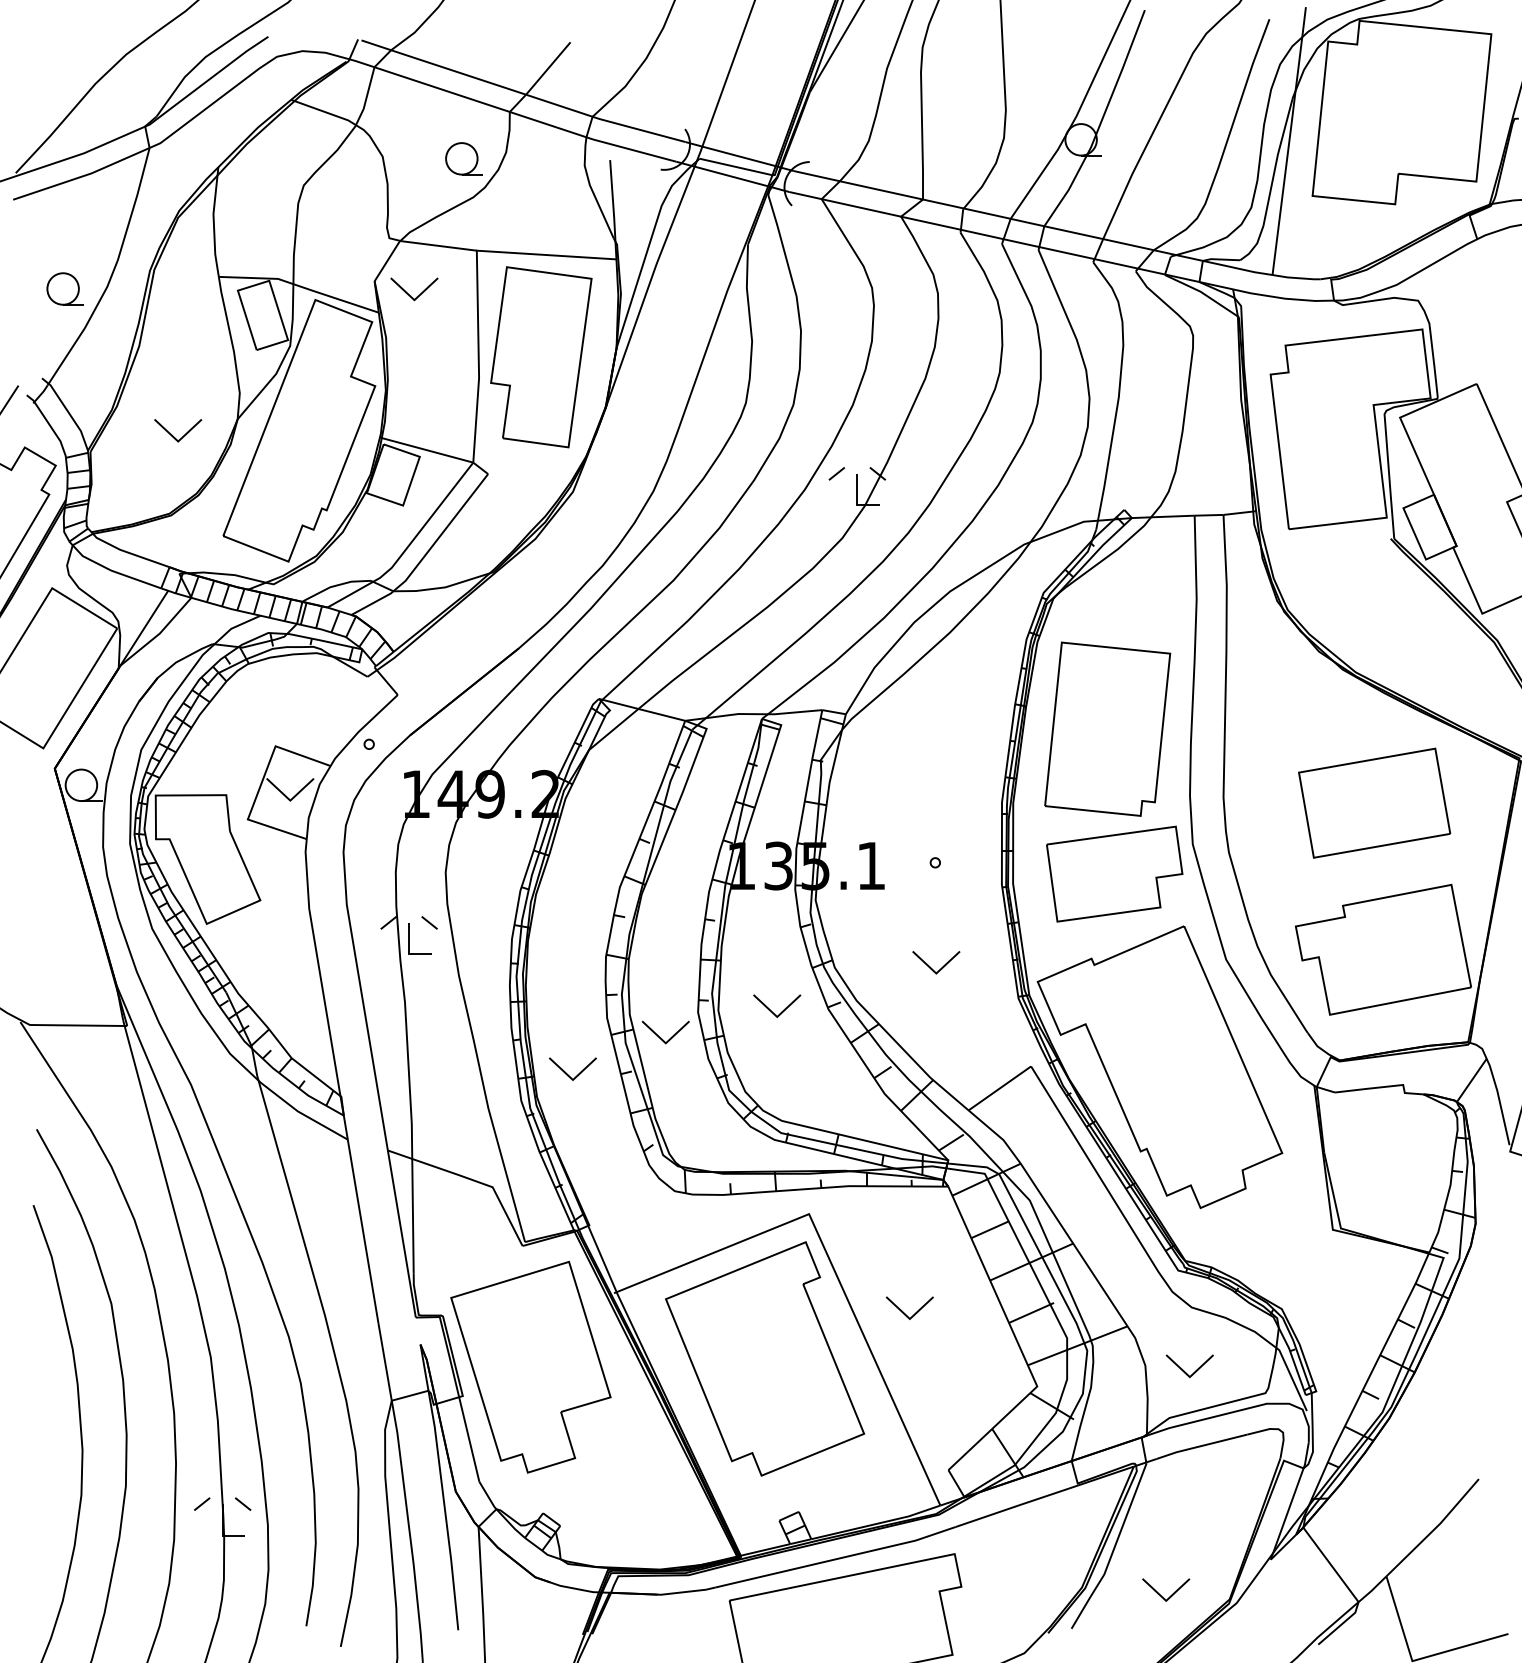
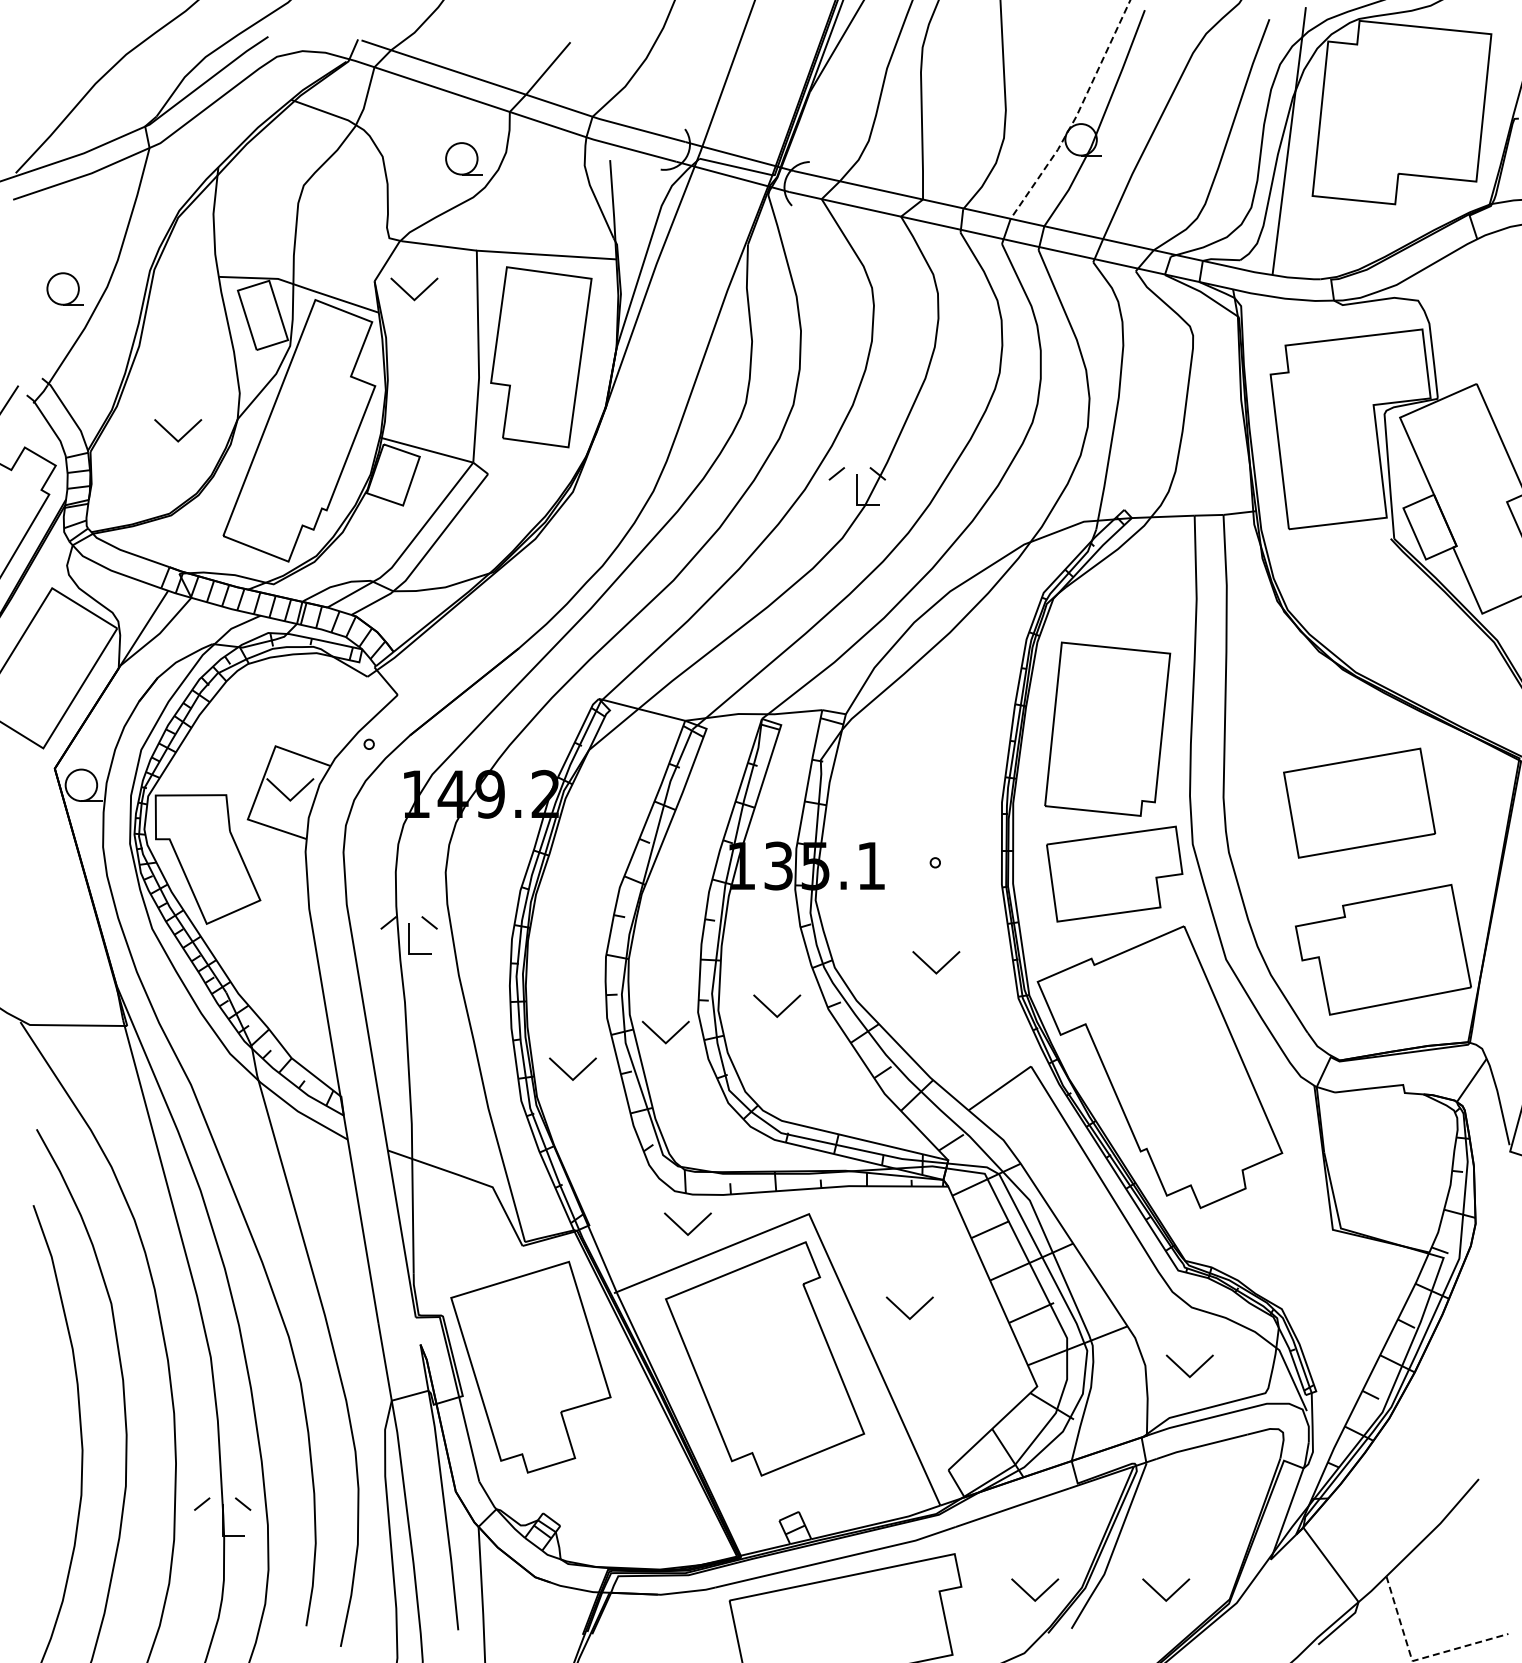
line: solid -> dashed (1076, 115)
part position: (1374, 802) -> (1359, 802) (1359, 802)
part: none -> present (682, 1228)
part: none -> present (1040, 1594)
line: solid -> dashed (1416, 1660)
